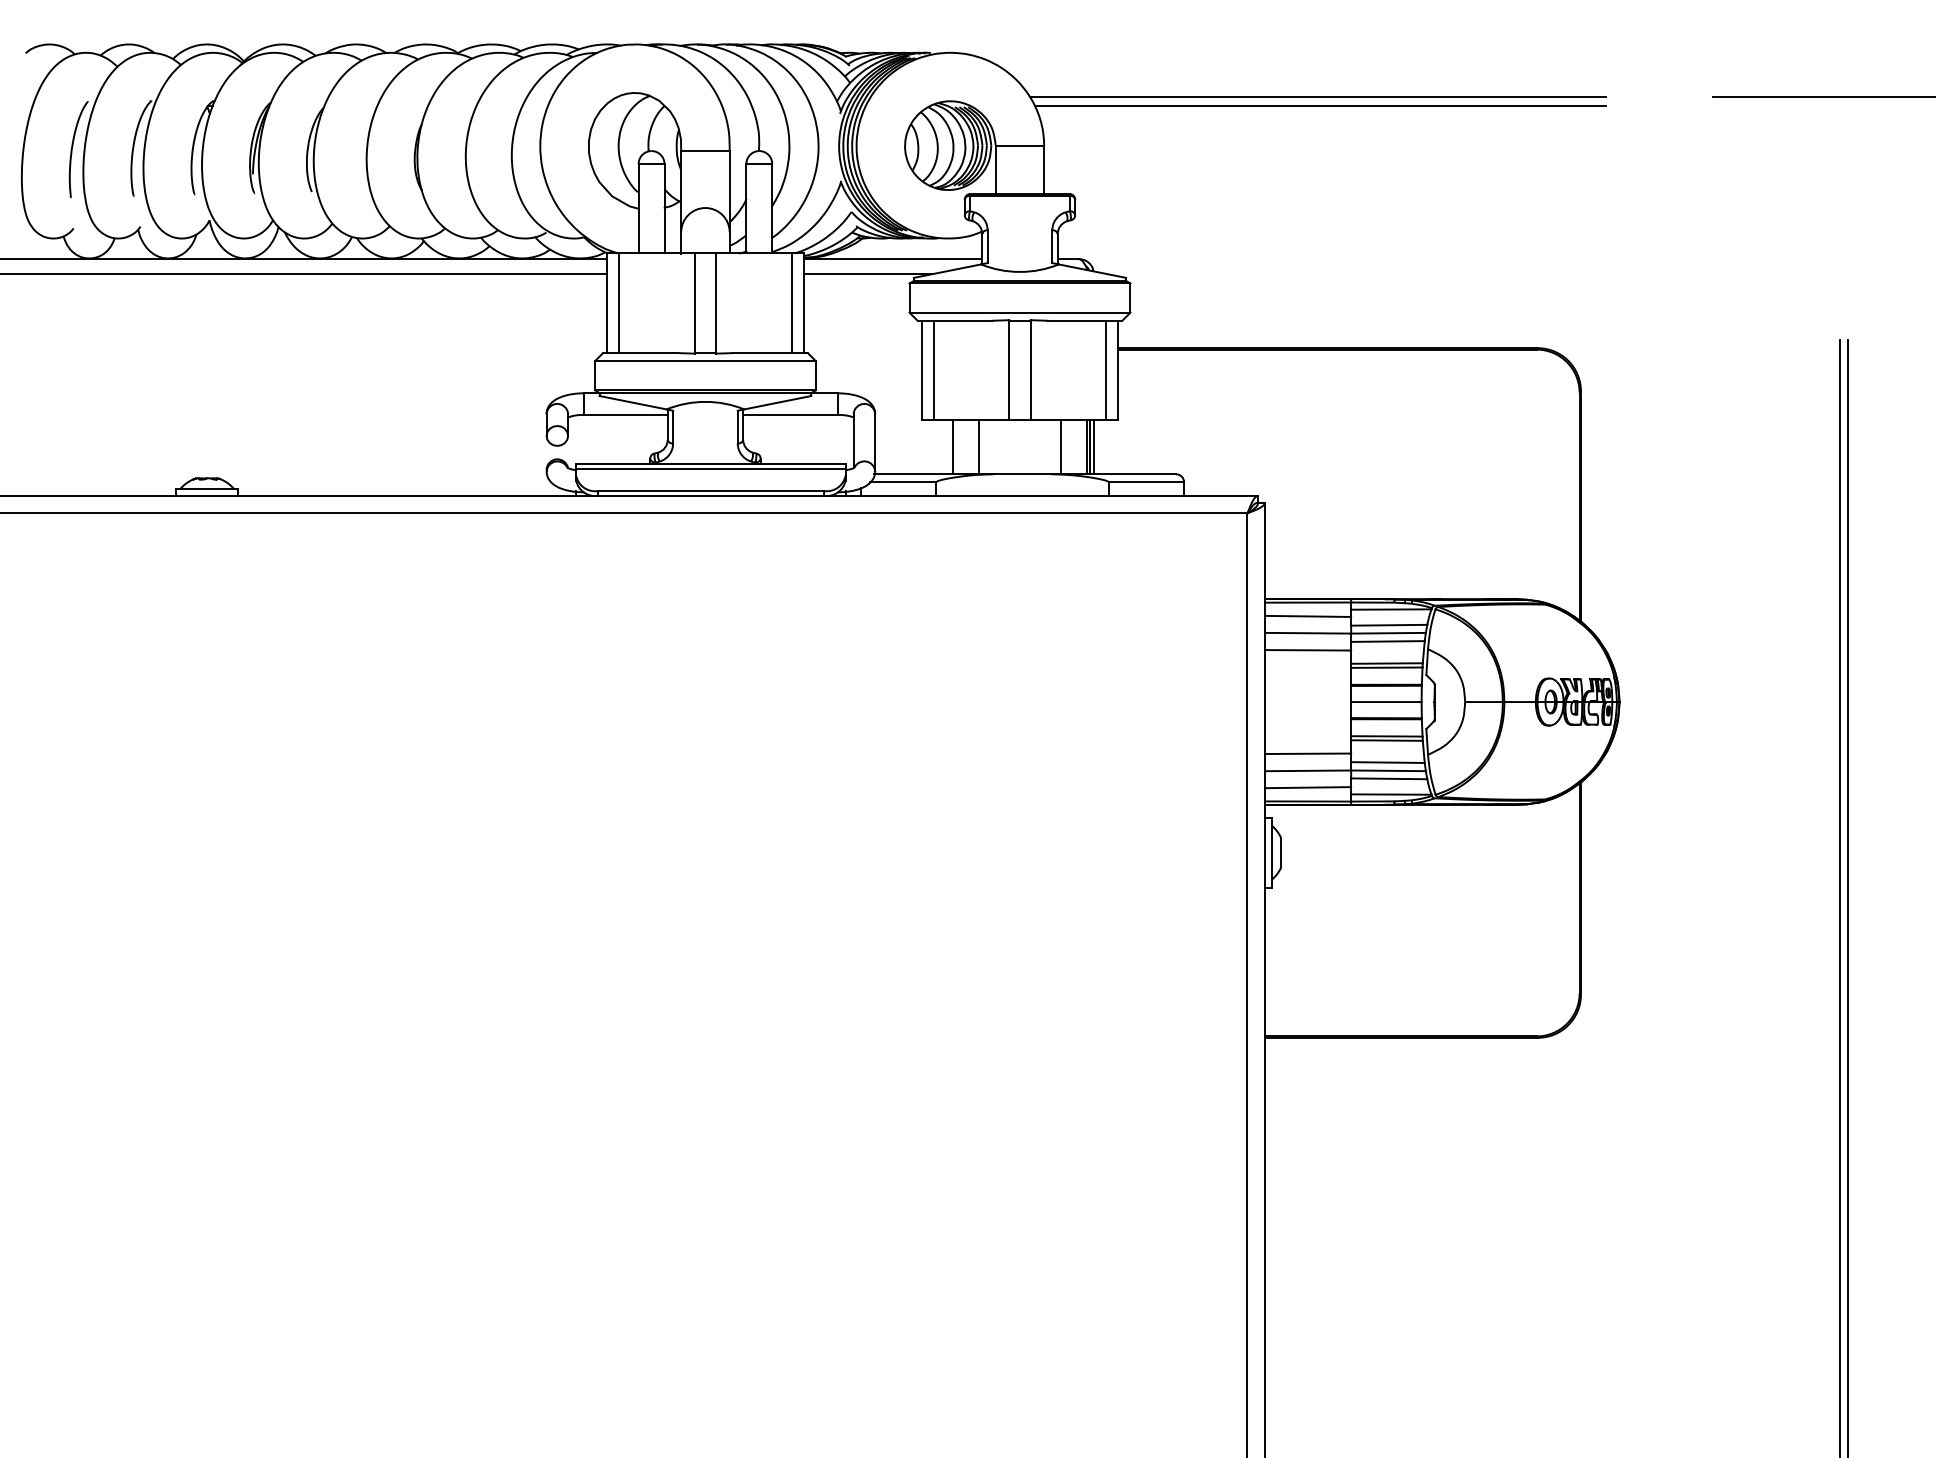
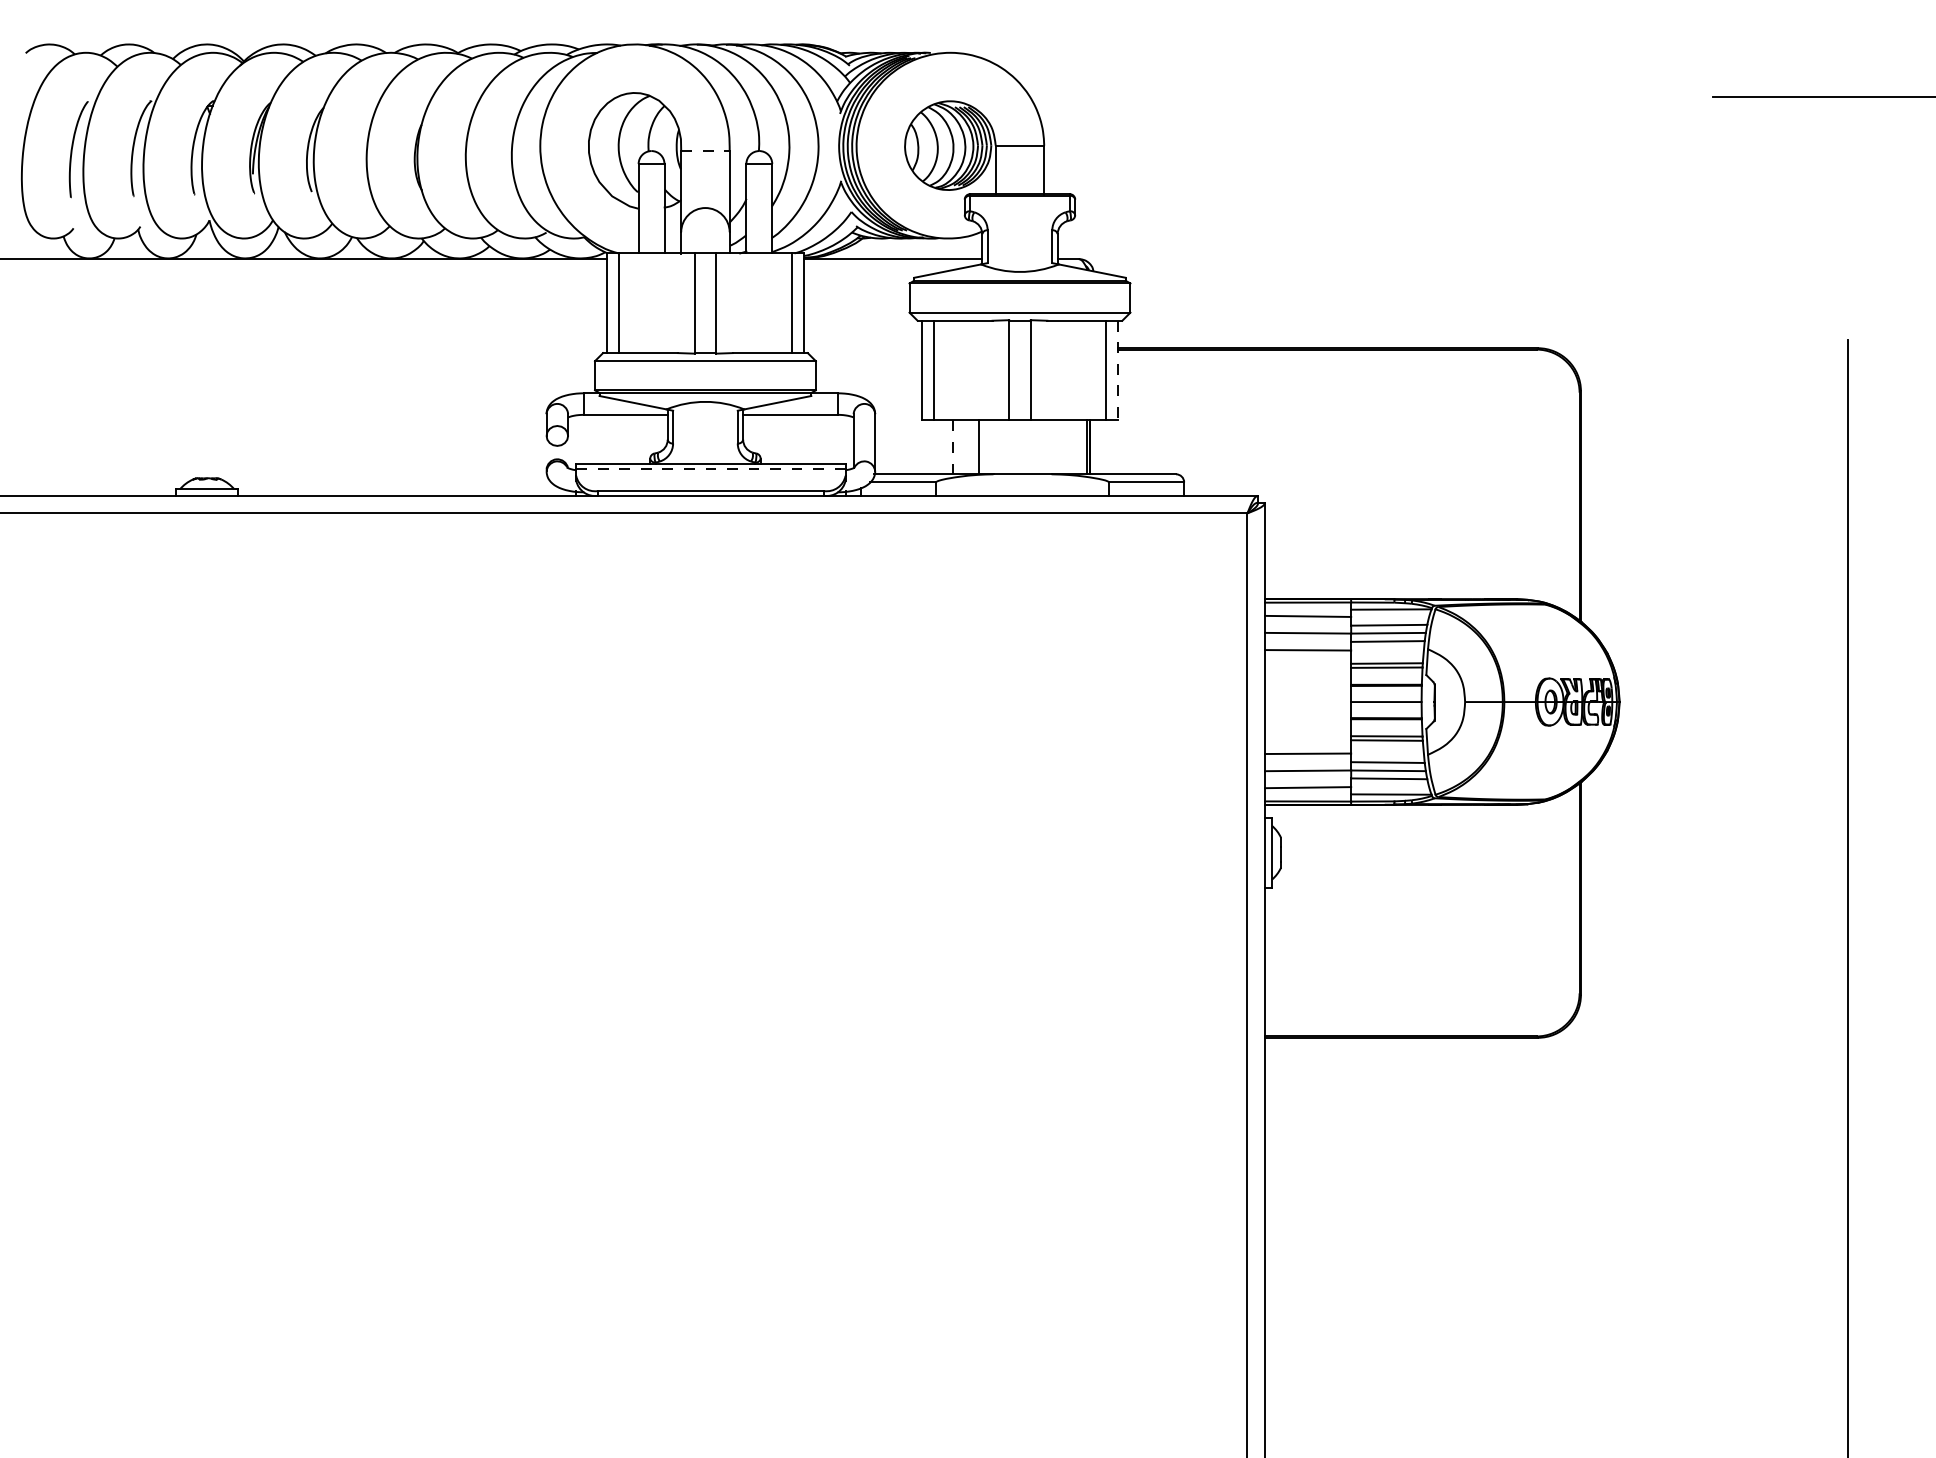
line: present -> none (1317, 97)
line: present -> none (1319, 105)
line: solid -> dashed (705, 151)
line: present -> none (304, 274)
line: present -> none (867, 274)
line: solid -> dashed (1118, 370)
line: solid -> dashed (953, 447)
line: present -> none (1060, 447)
line: present -> none (1093, 447)
line: solid -> dashed (710, 469)
line: present -> none (1840, 896)
